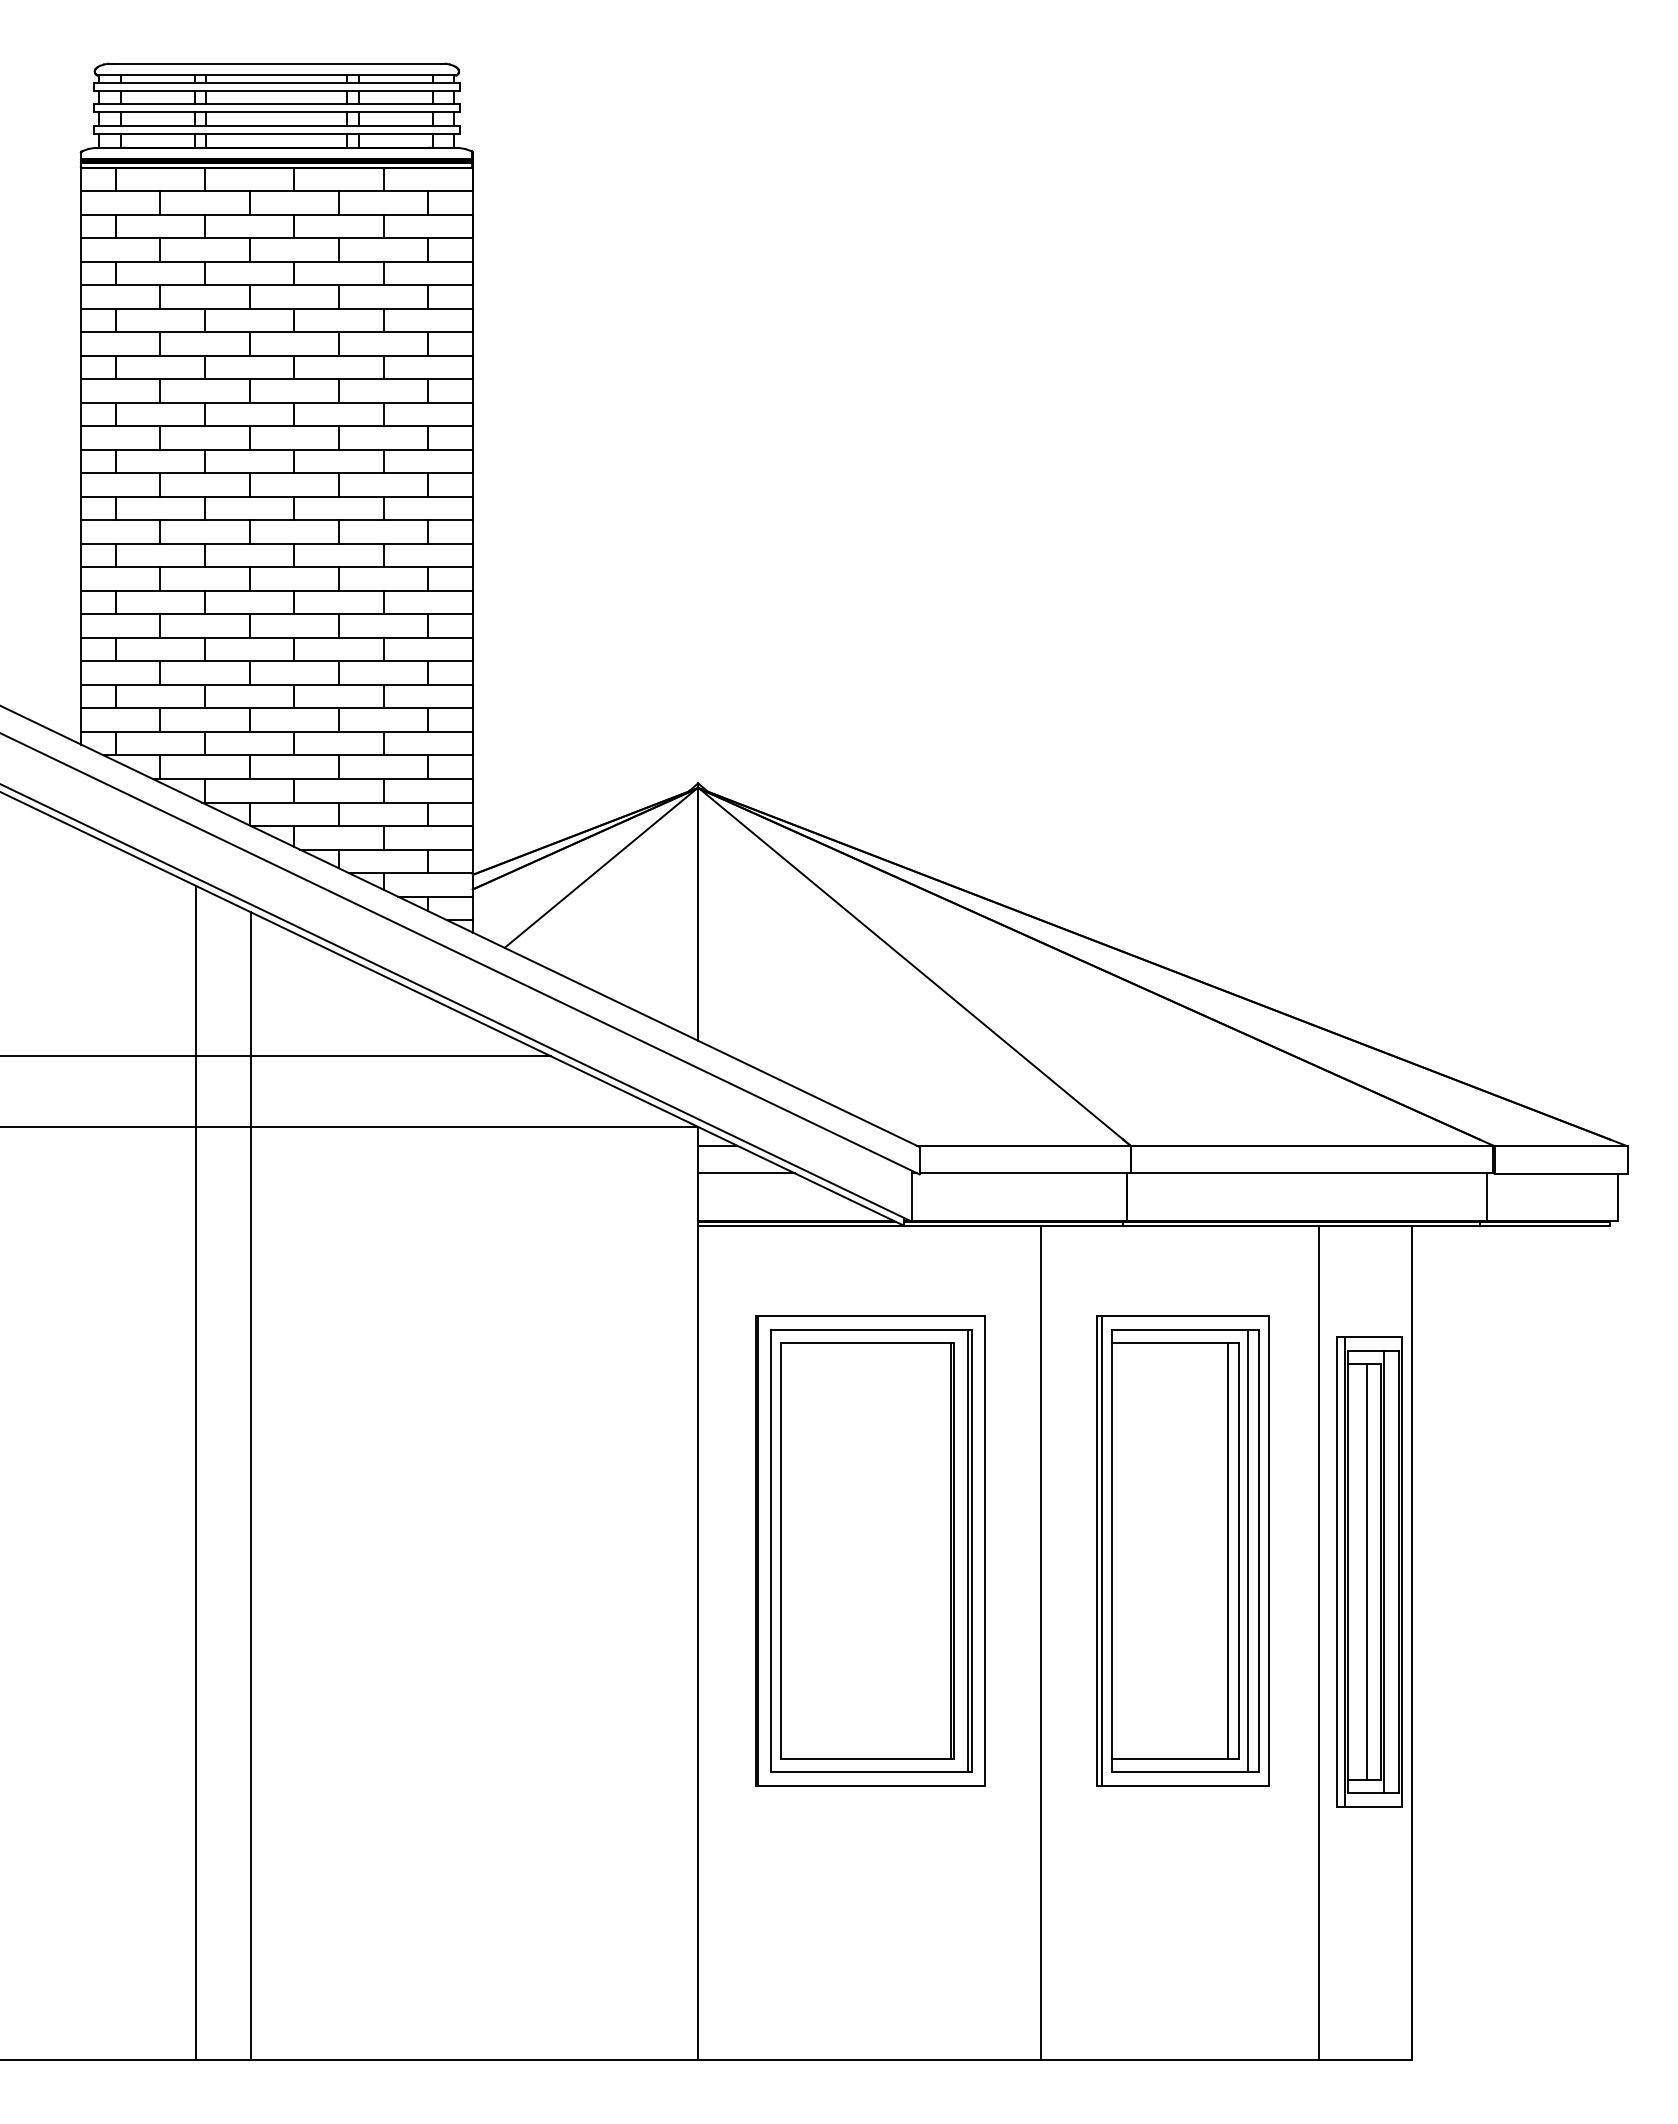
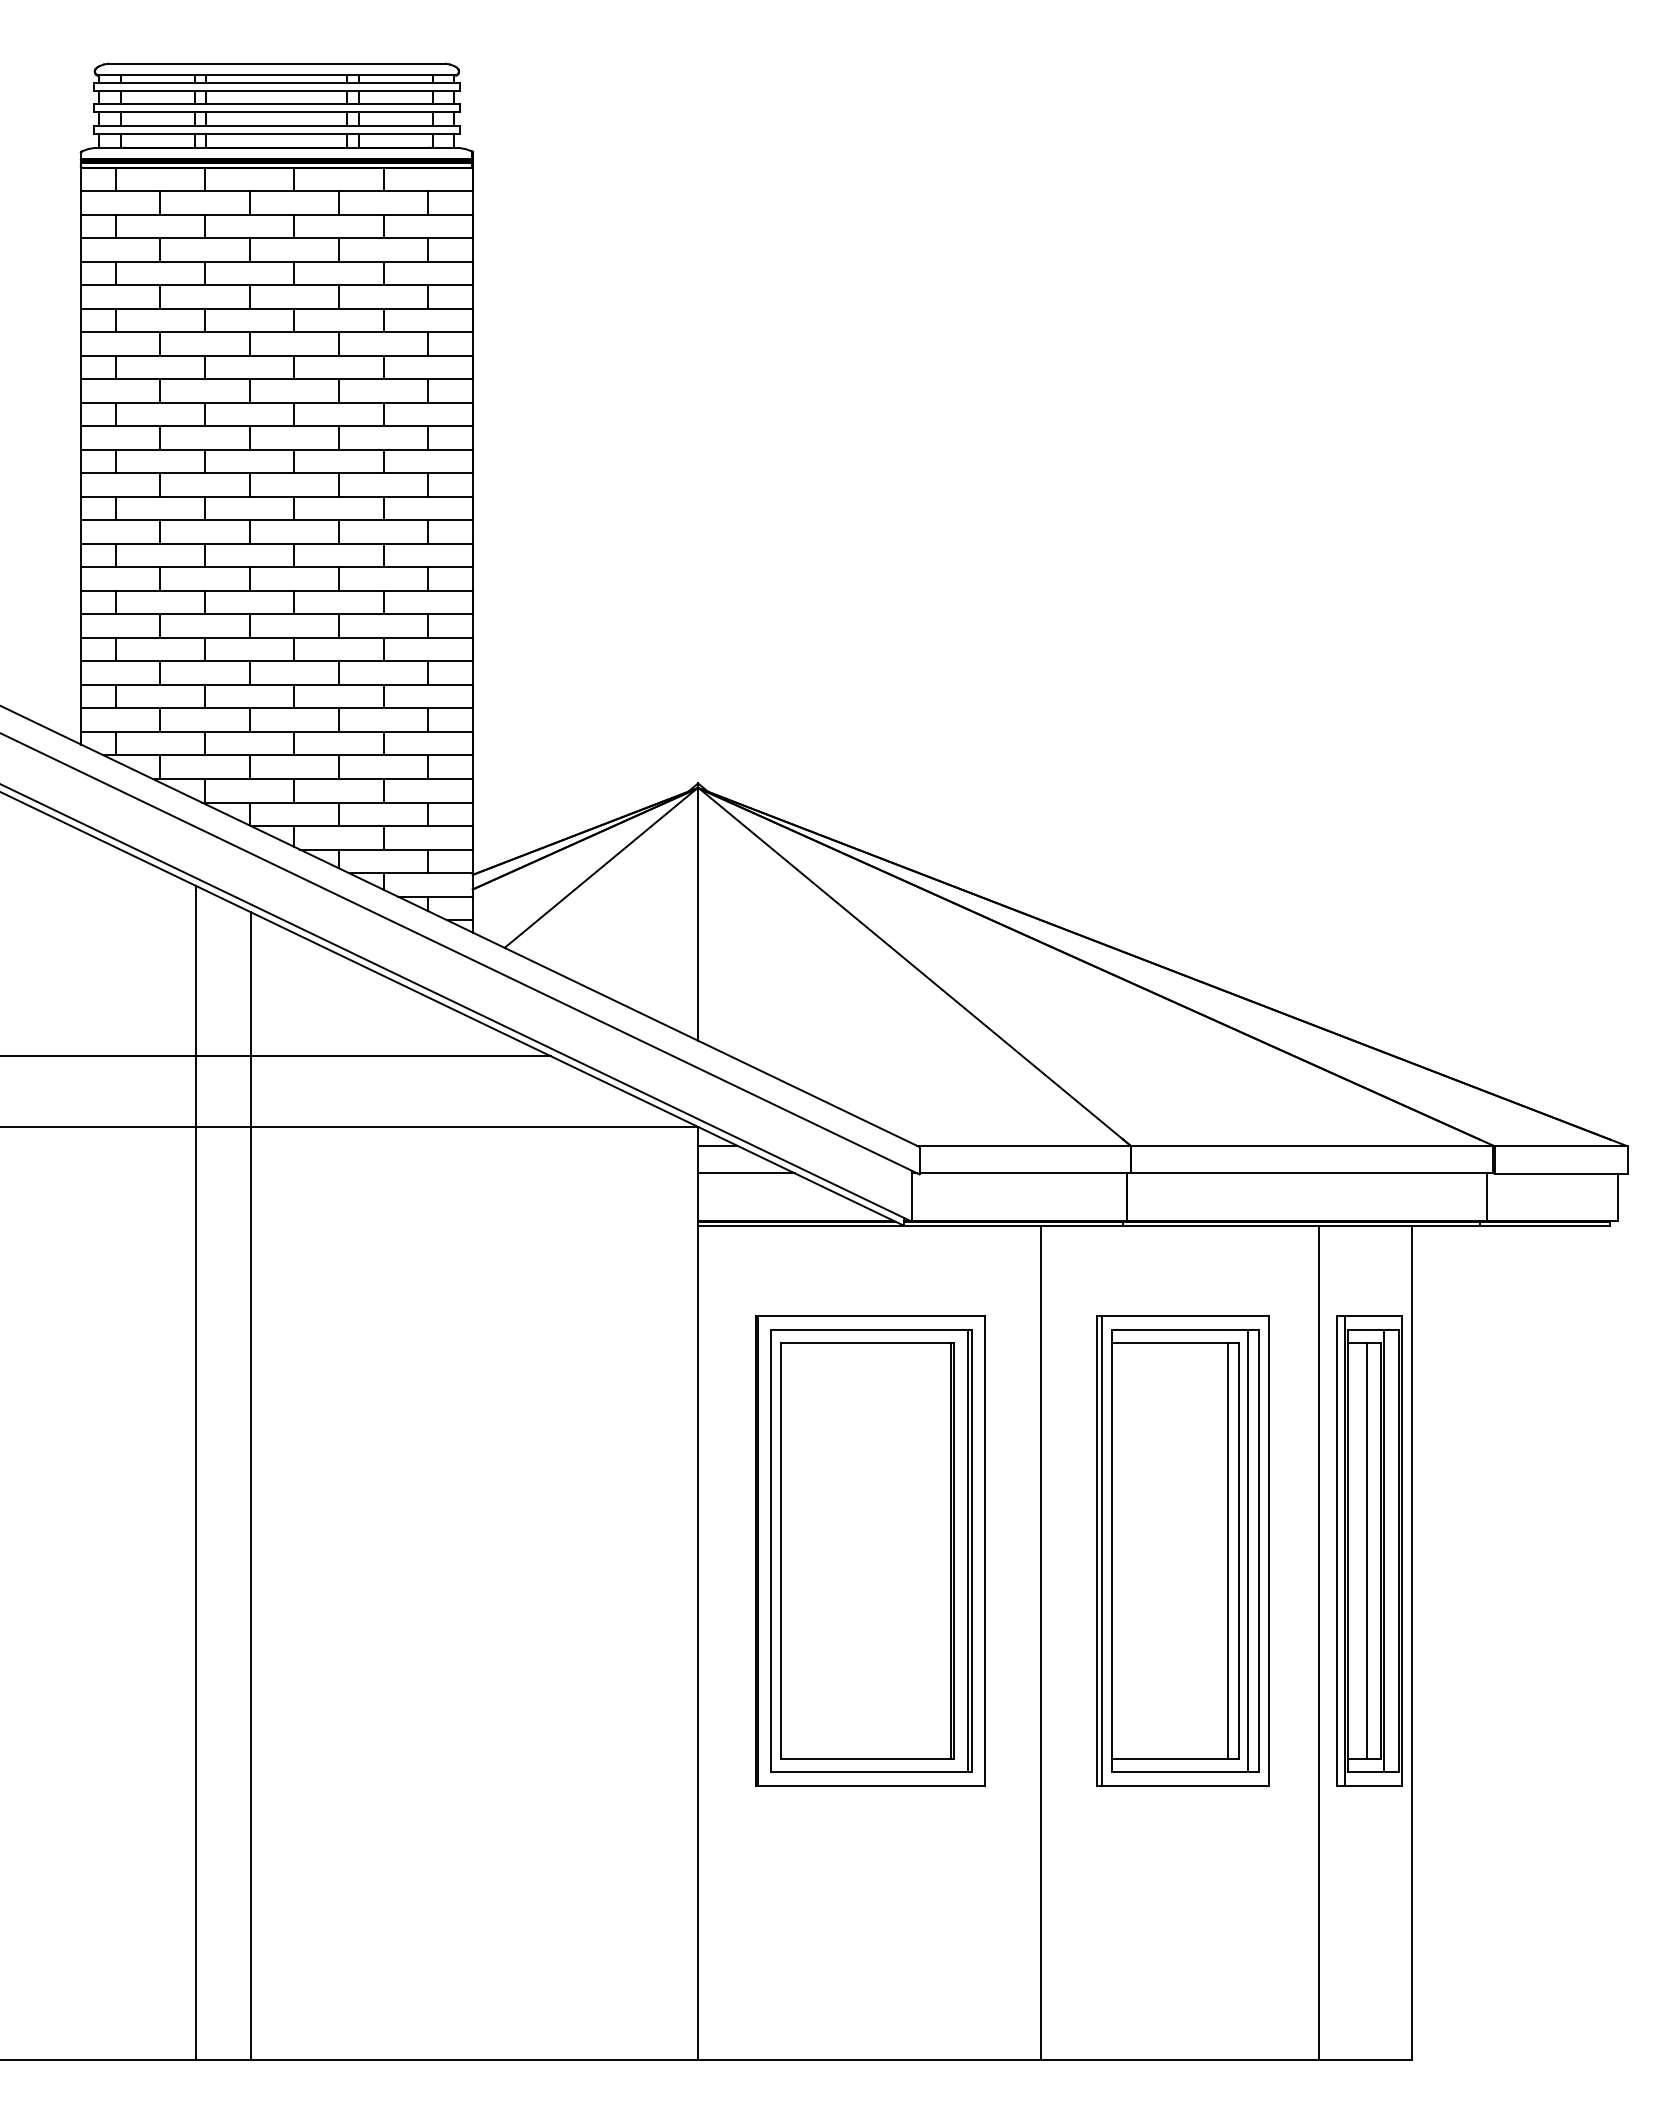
part position: (1369, 1571) -> (1369, 1550) (1369, 1550)
